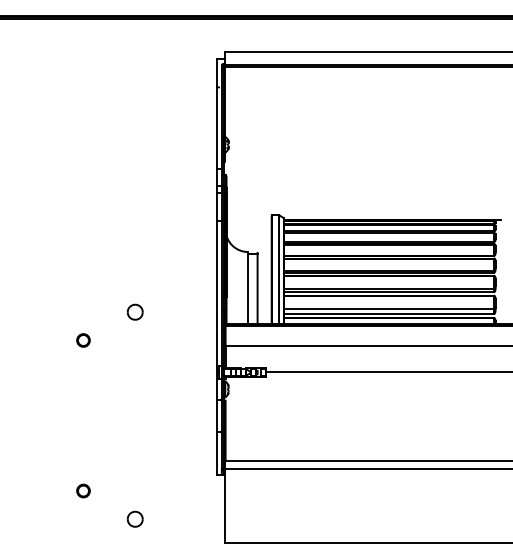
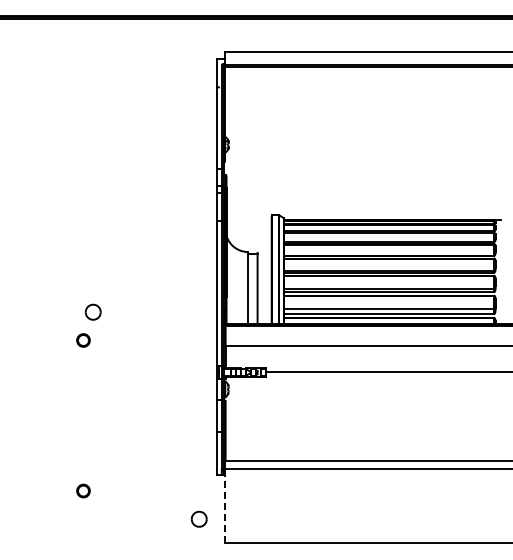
part position: (134, 311) -> (92, 311) (92, 311)
line: solid -> dashed (224, 506)
part position: (134, 518) -> (198, 518) (198, 518)
